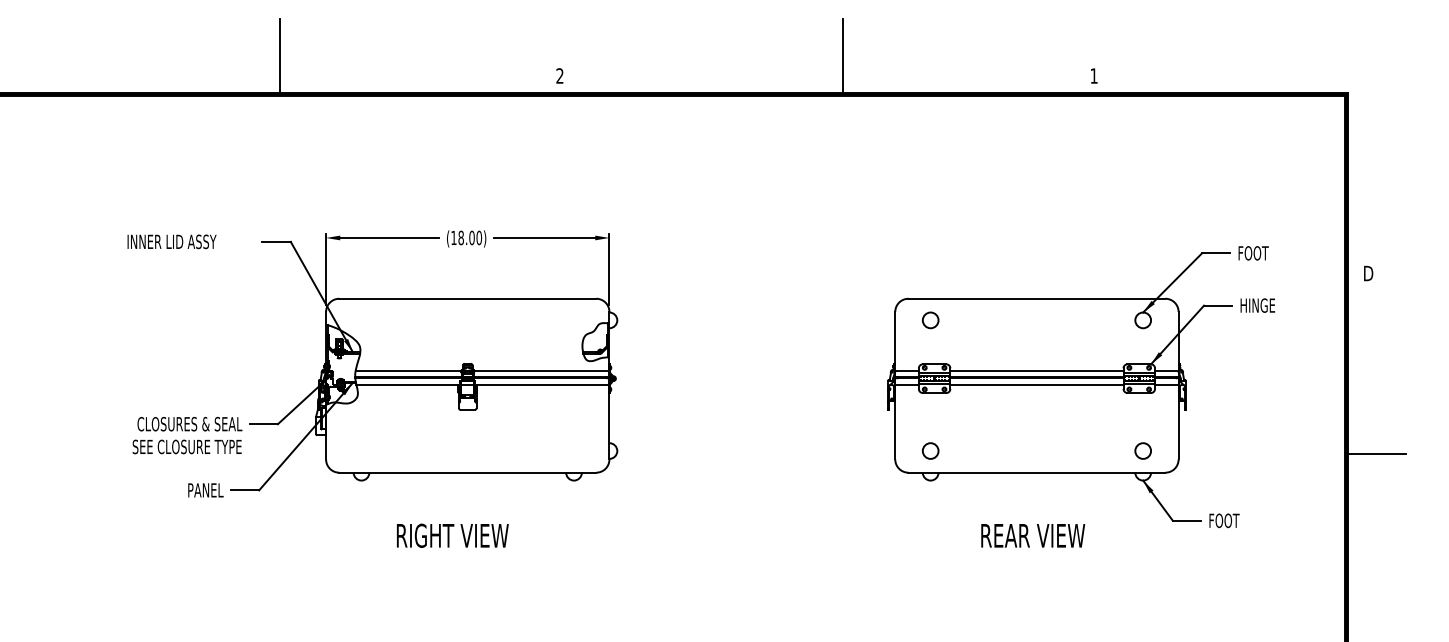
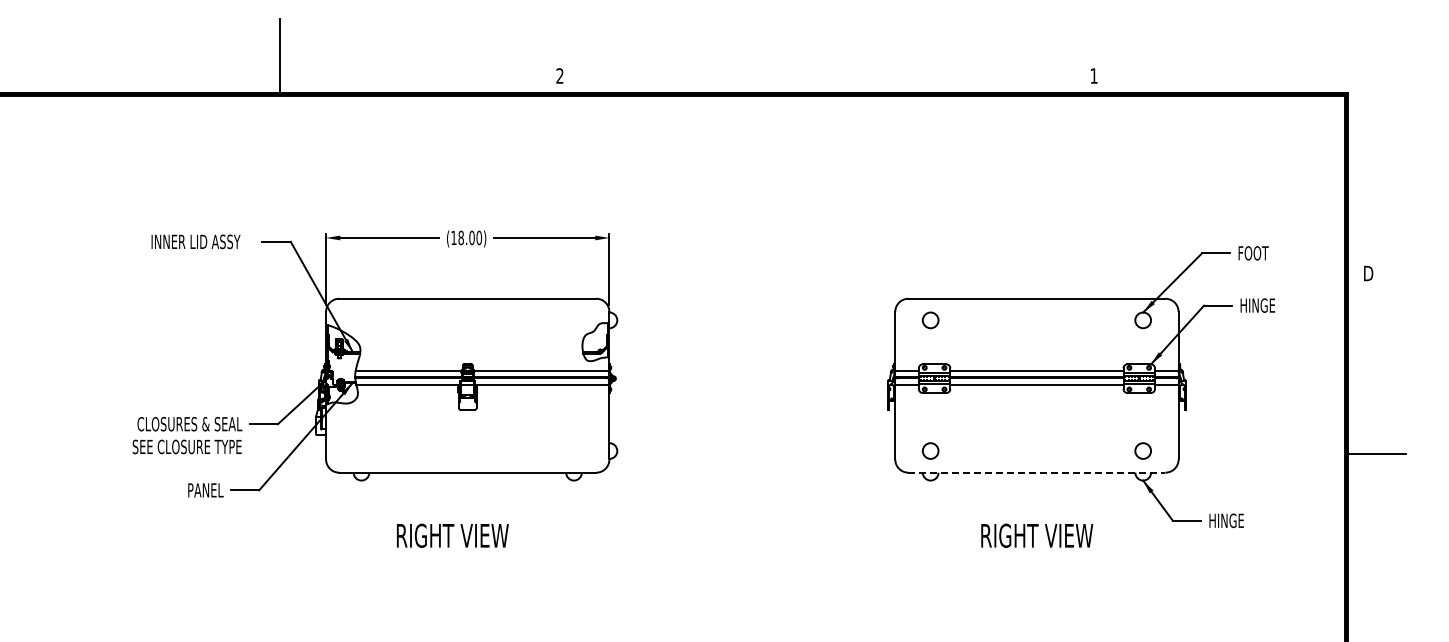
line: present -> none (842, 55)
text position: (171, 241) -> (195, 241) (195, 241)
line: solid -> dashed (1037, 472)
text: FOOT -> HINGE (1226, 520)
text: REAR VIEW -> RIGHT VIEW (1044, 535)
